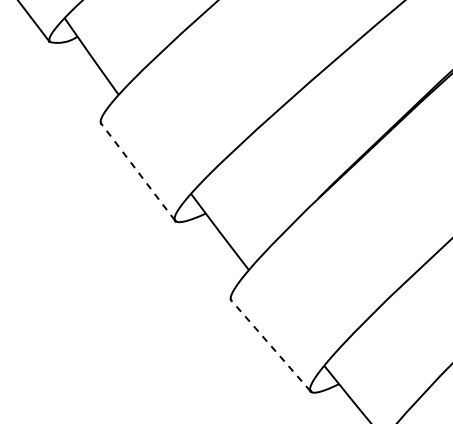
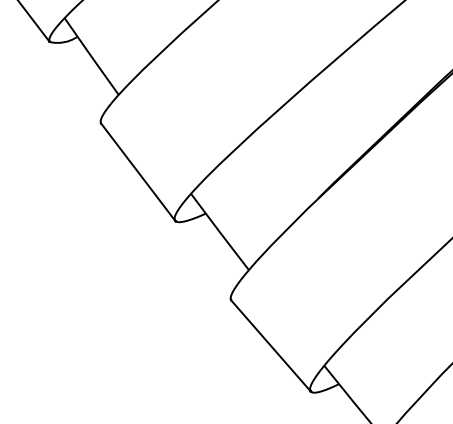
line: dashed -> solid (138, 172)
line: dashed -> solid (270, 345)
